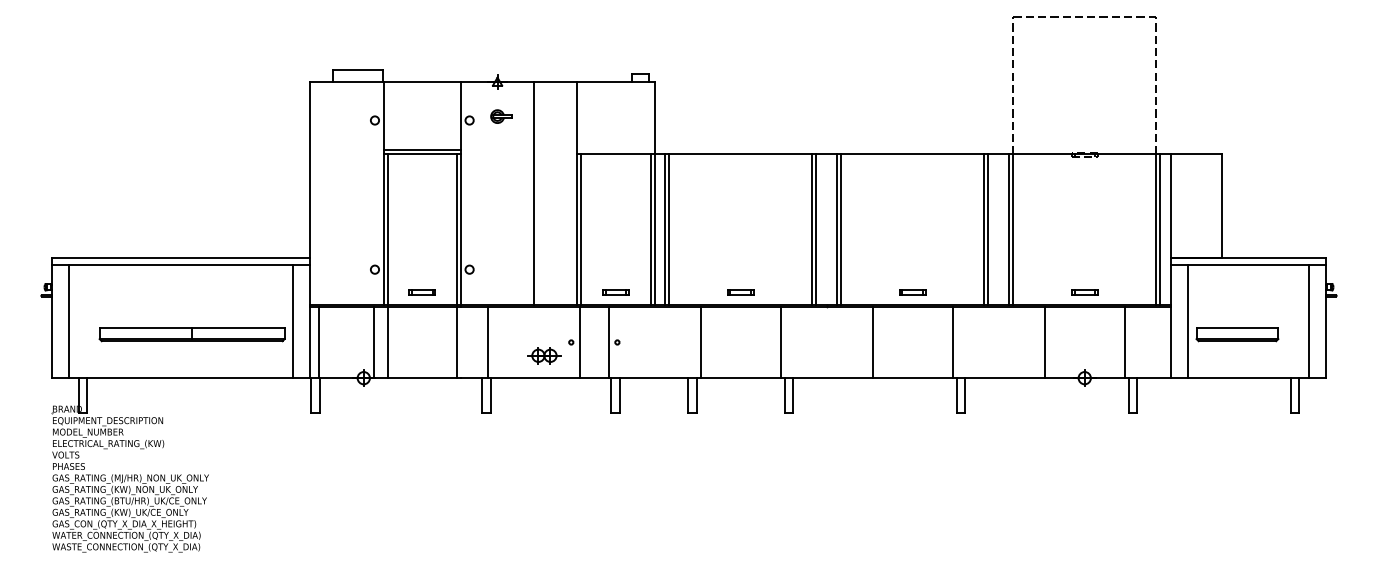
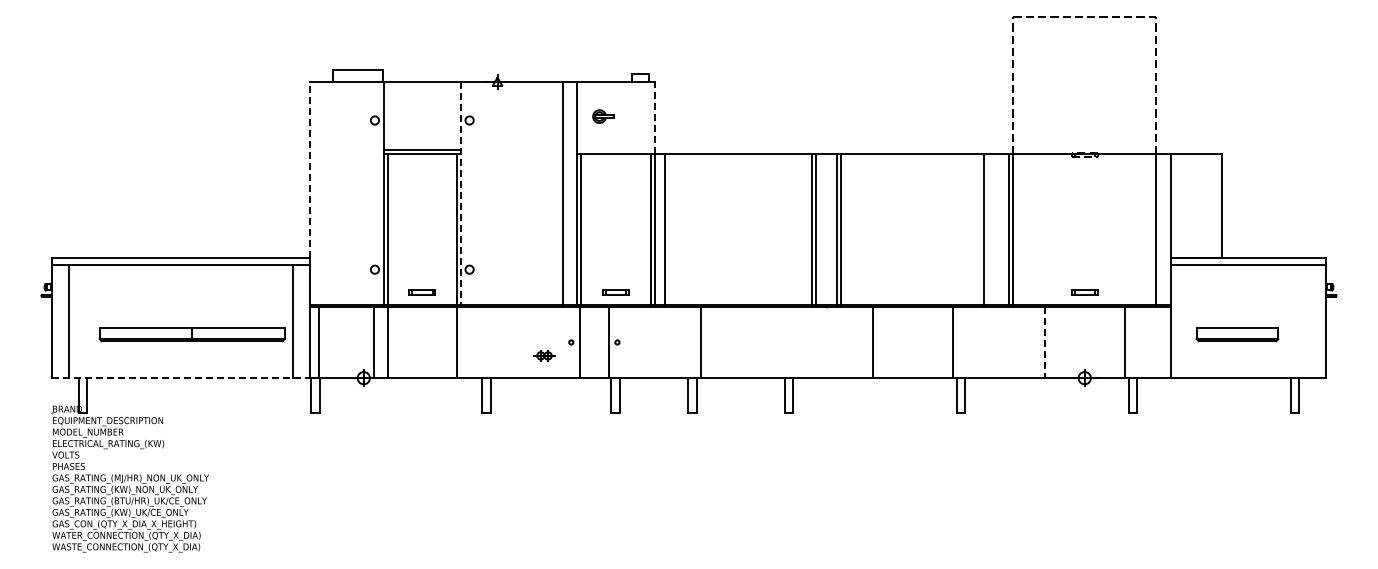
part position: (501, 116) -> (603, 116) (603, 116)
line: solid -> dashed (654, 117)
line: solid -> dashed (310, 169)
line: solid -> dashed (461, 193)
line position: (534, 193) -> (563, 193) (563, 193)
line: present -> none (669, 229)
line: present -> none (987, 229)
line: present -> none (1160, 229)
part: present -> none (740, 292)
part: present -> none (912, 292)
line: present -> none (1187, 320)
line: present -> none (1308, 321)
line: present -> none (488, 342)
line: present -> none (780, 342)
line: solid -> dashed (1044, 342)
part size: 35x18 px -> 23x12 px (544, 355)
line: solid -> dashed (181, 378)
